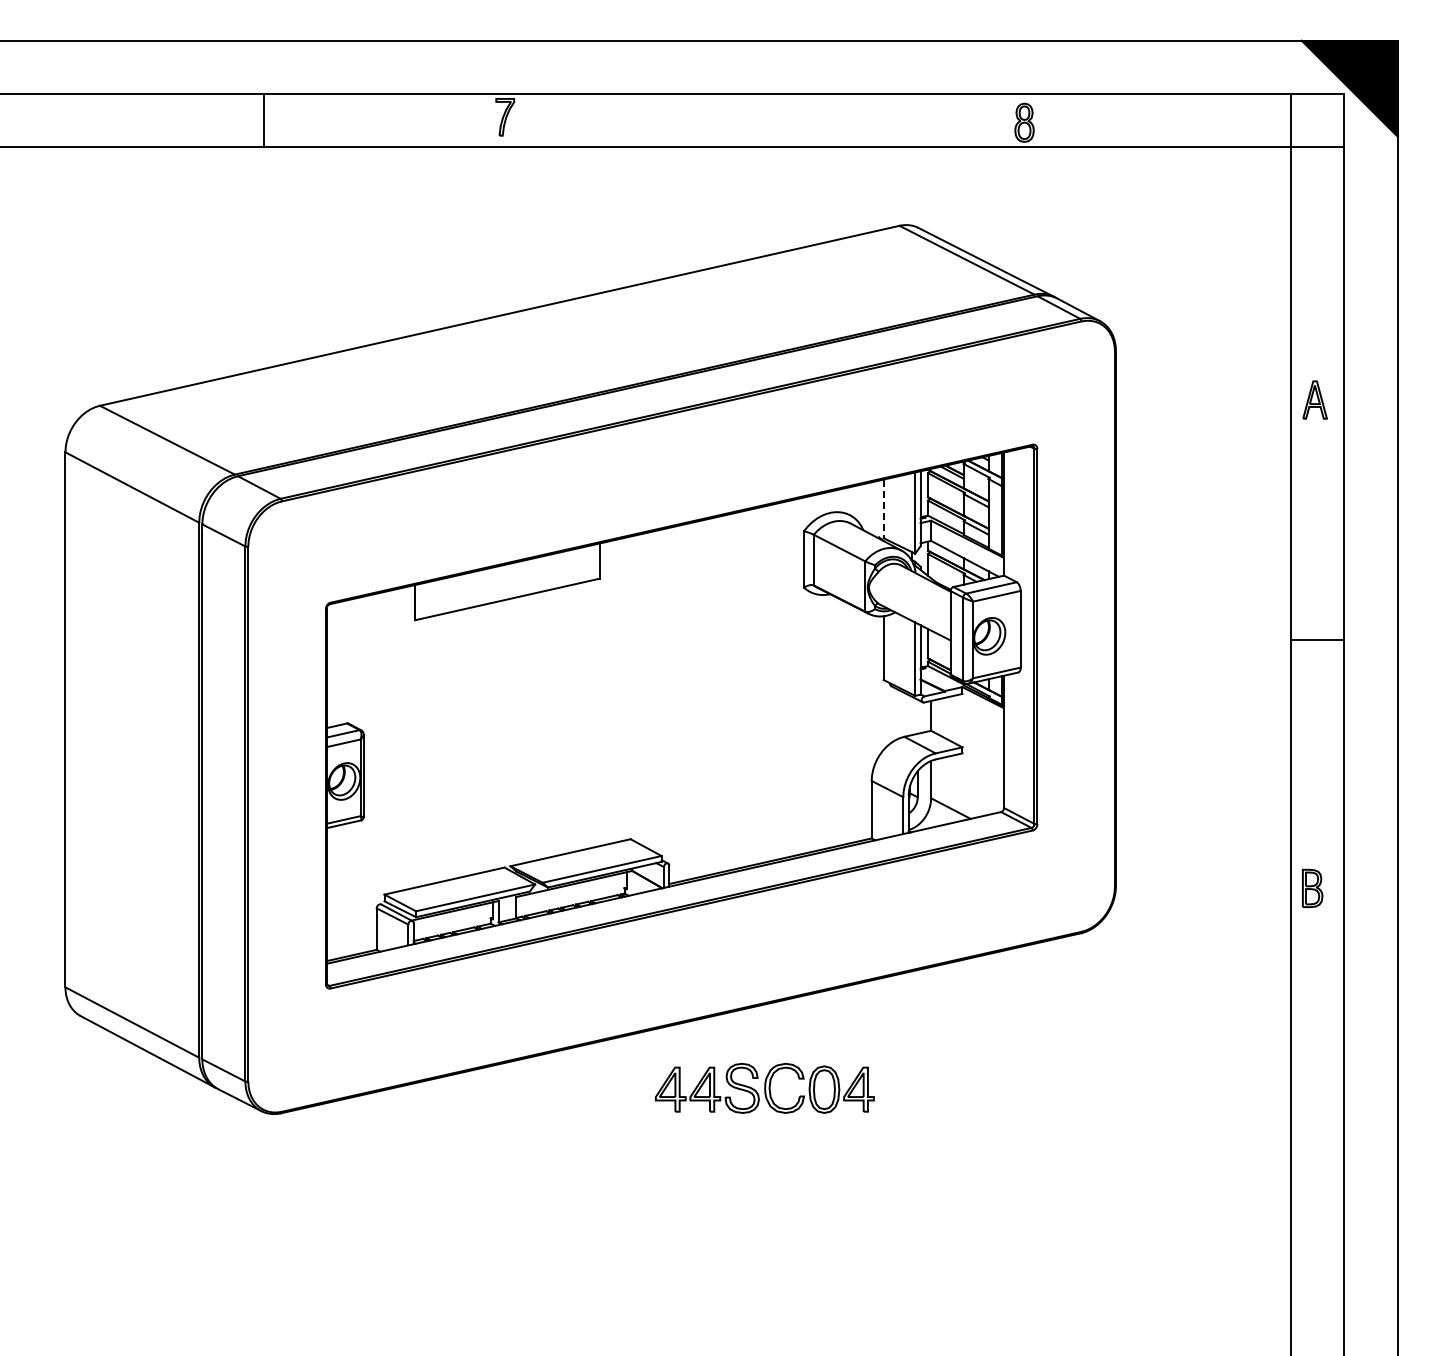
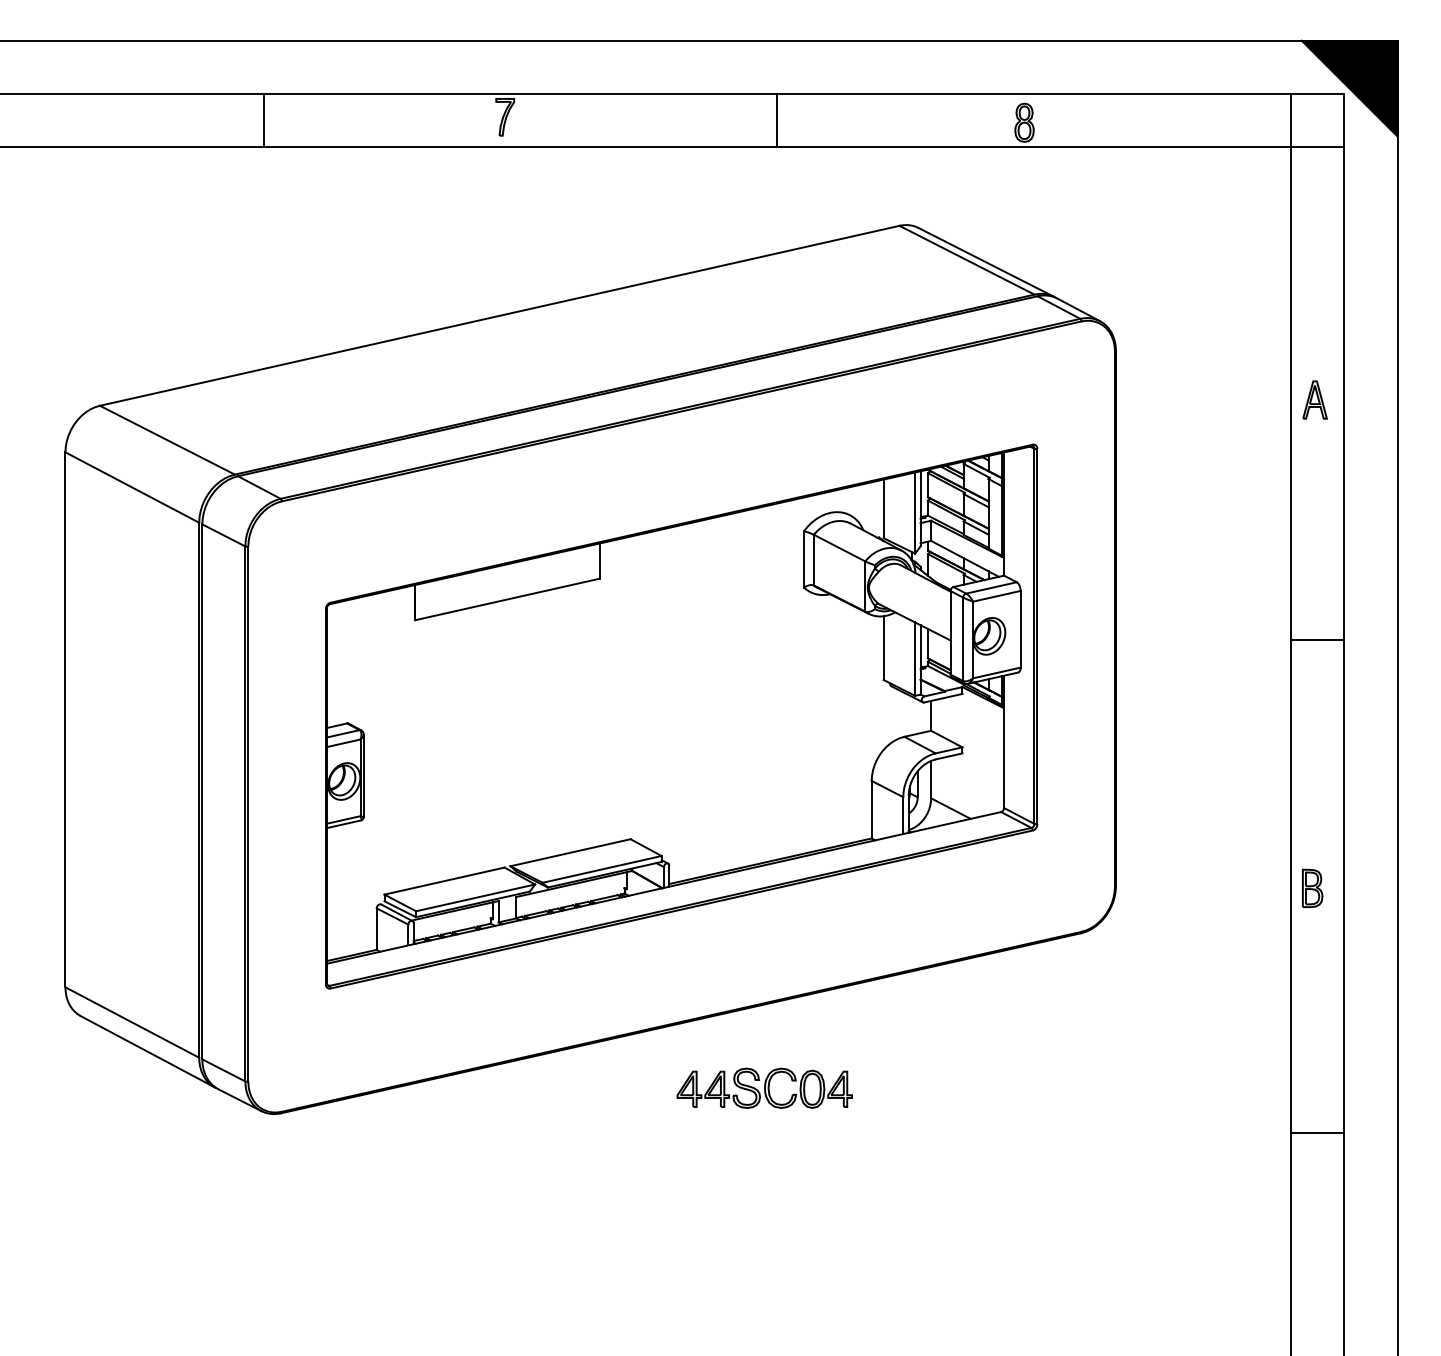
line: none -> present (777, 120)
line: dashed -> solid (883, 509)
part size: 220x52 px -> 177x42 px (764, 1087)
line: none -> present (1317, 1133)
